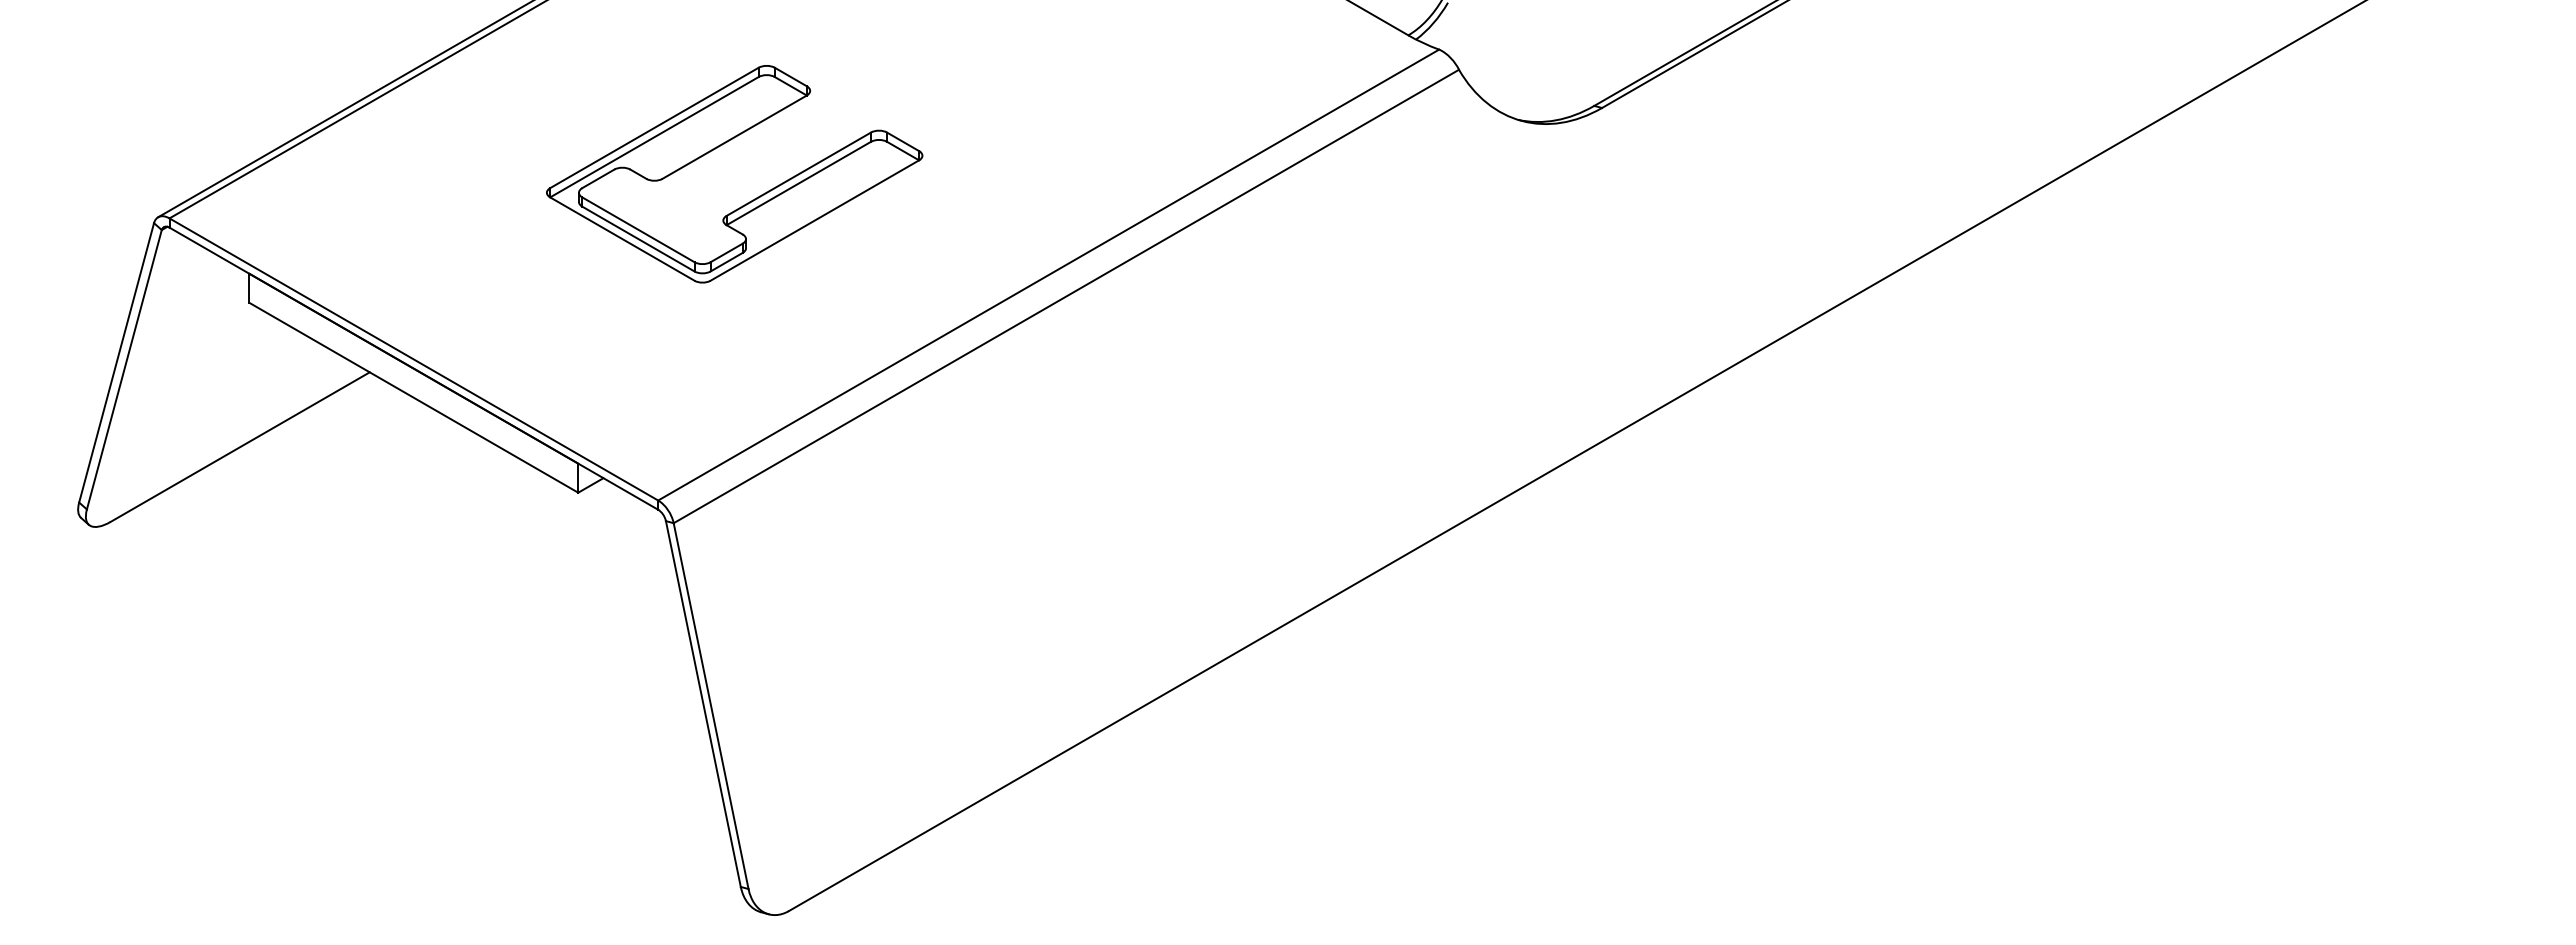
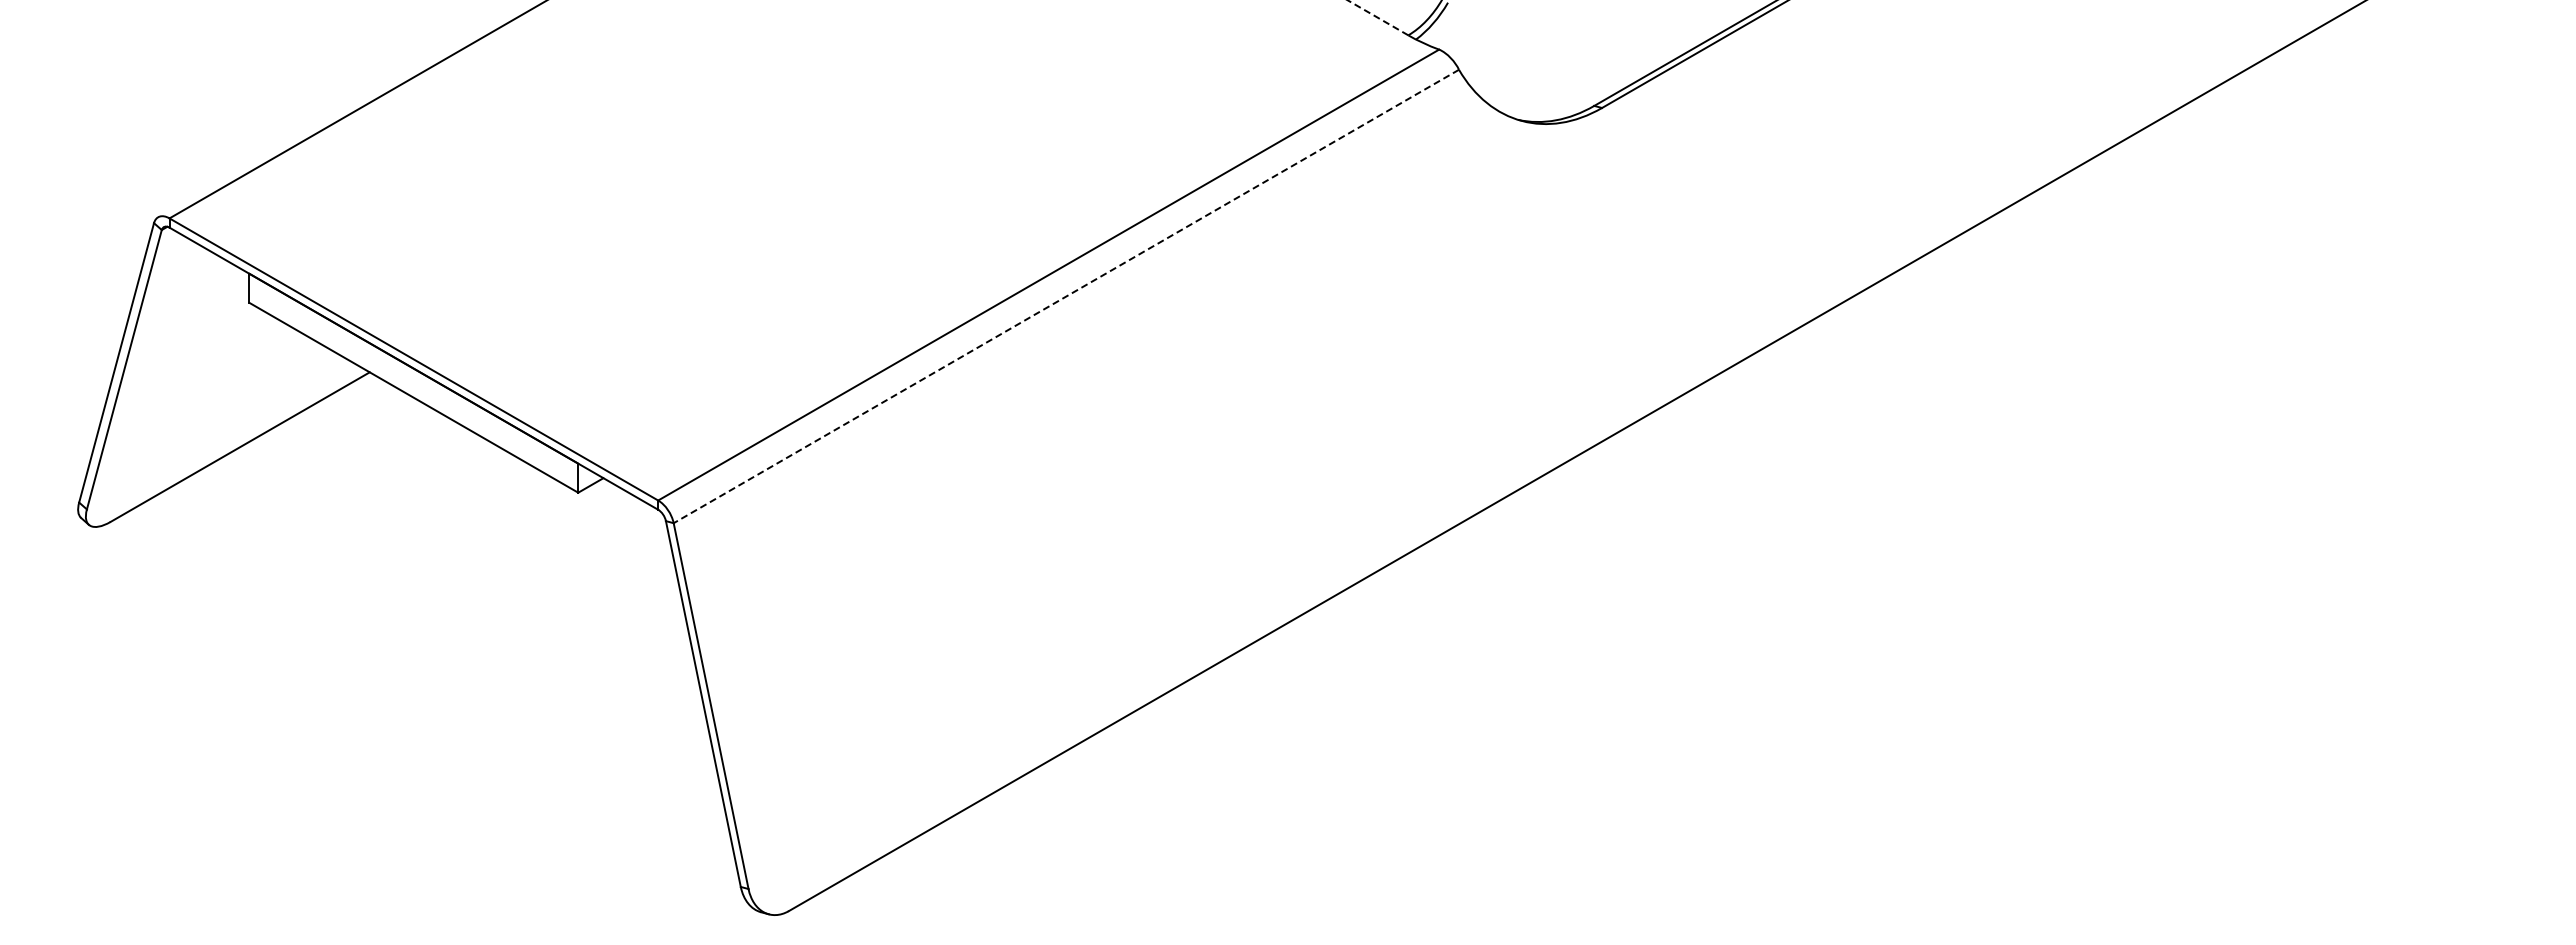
line: solid -> dashed (1377, 17)
line: present -> none (344, 109)
part: present -> none (752, 199)
line: solid -> dashed (1065, 296)
